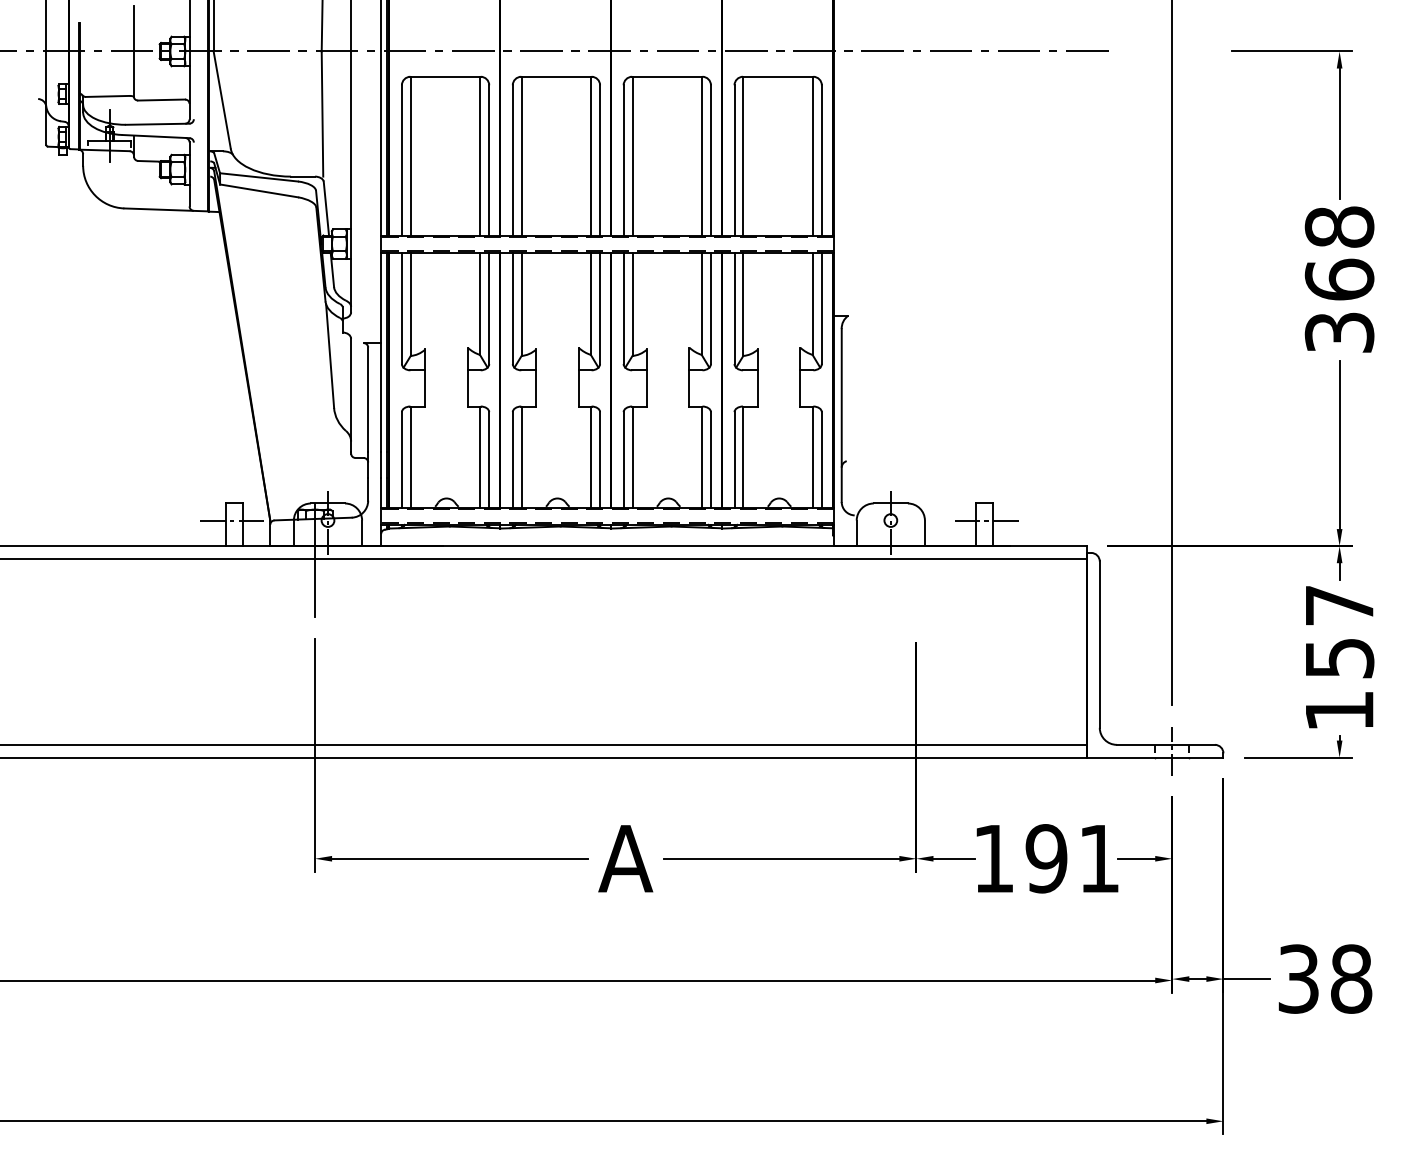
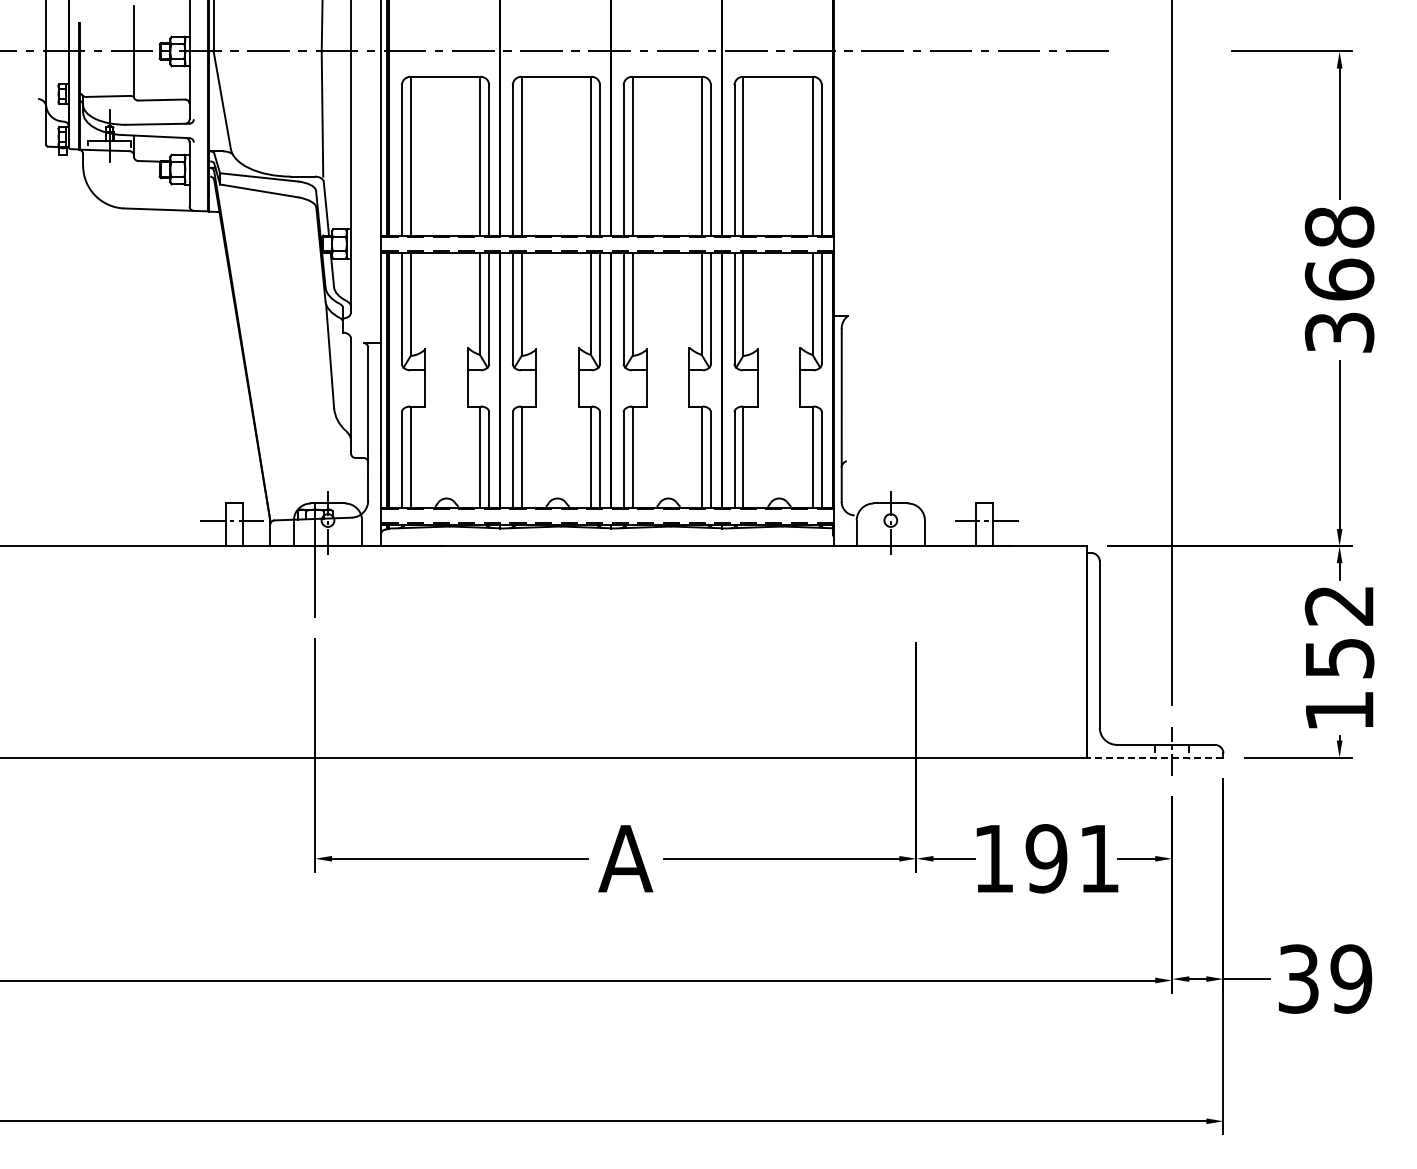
line: present -> none (544, 558)
text: 157 -> 152 (1338, 605)
line: present -> none (544, 745)
line: solid -> dashed (1154, 757)
text: 38 -> 39 (1351, 978)
